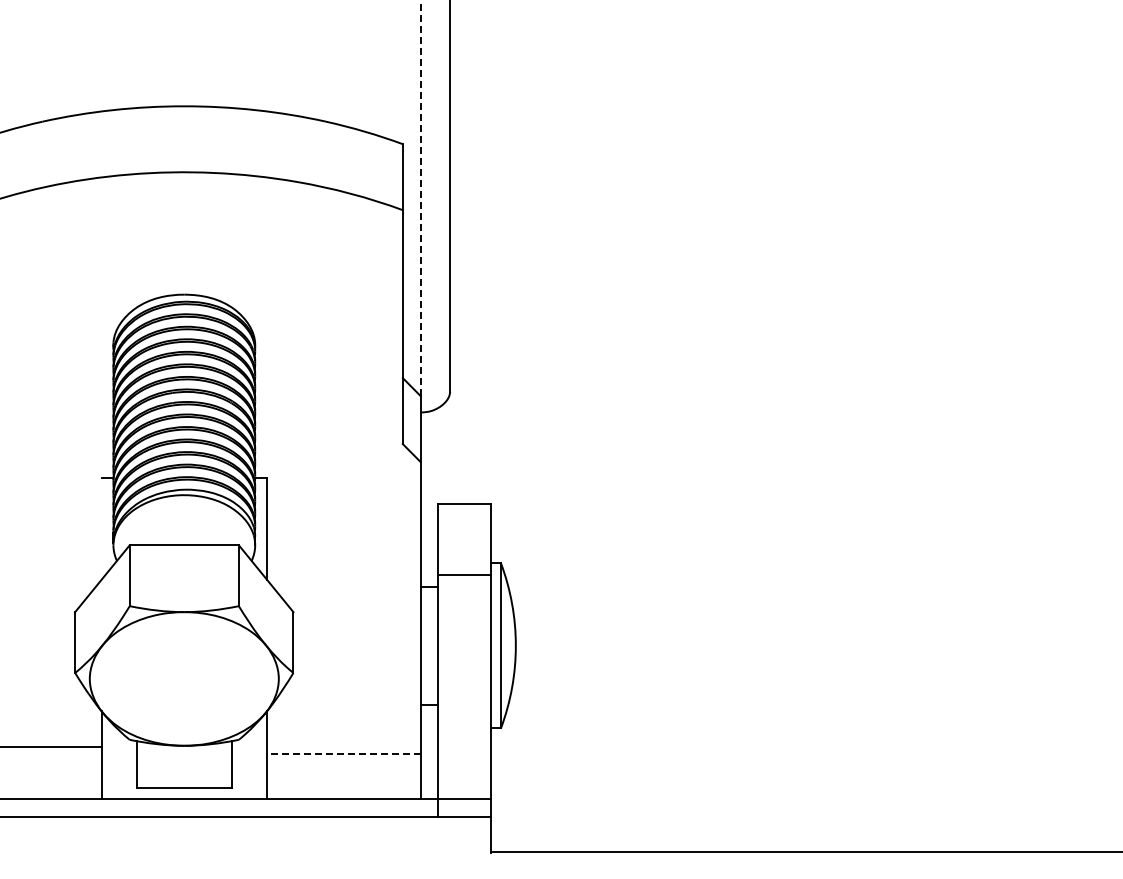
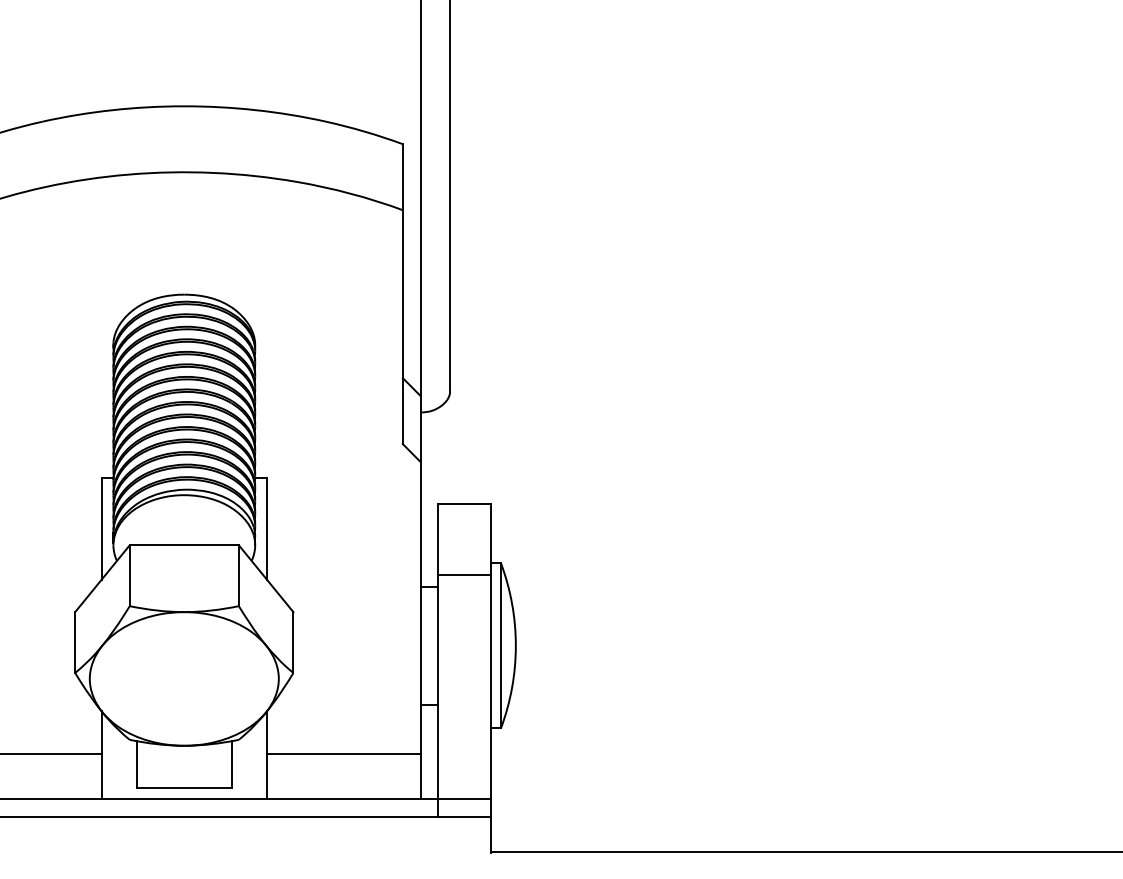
line: dashed -> solid (420, 198)
line: none -> present (101, 528)
line position: (51, 747) -> (51, 754) (51, 754)
line: dashed -> solid (343, 754)
